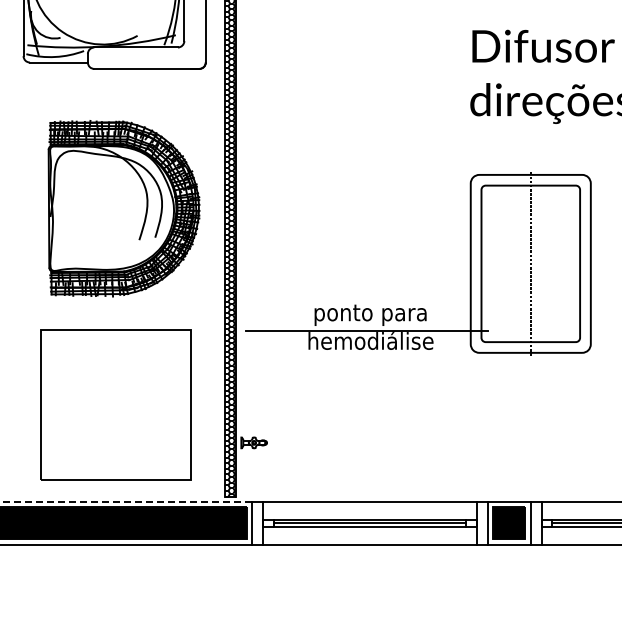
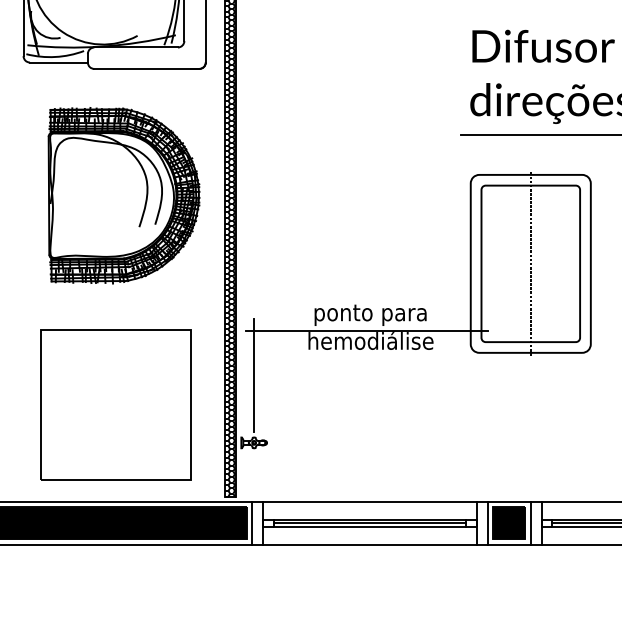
line: none -> present (539, 134)
part position: (123, 208) -> (123, 195) (123, 195)
line: none -> present (254, 375)
line: dashed -> solid (126, 501)
